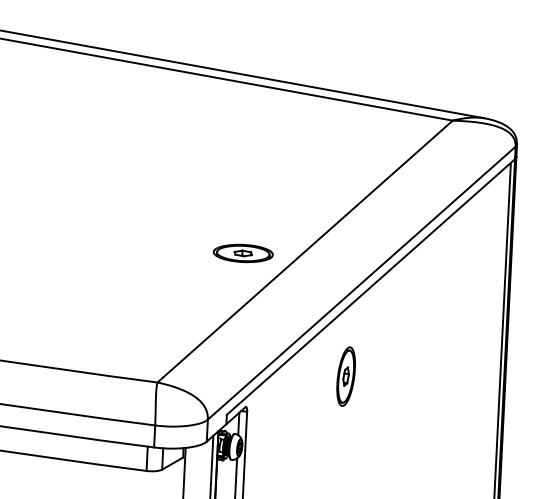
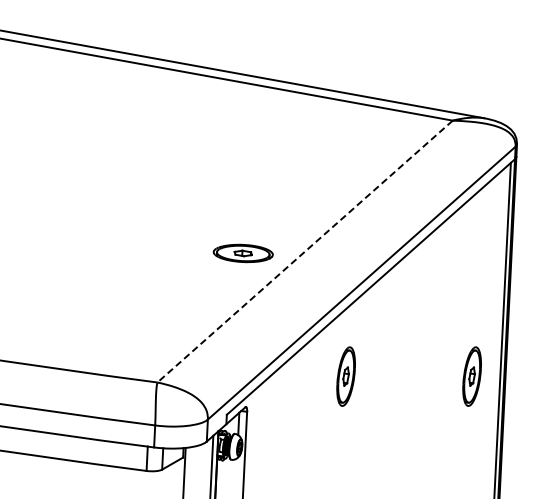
line: solid -> dashed (304, 251)
part: none -> present (471, 376)
line: present -> none (236, 476)
